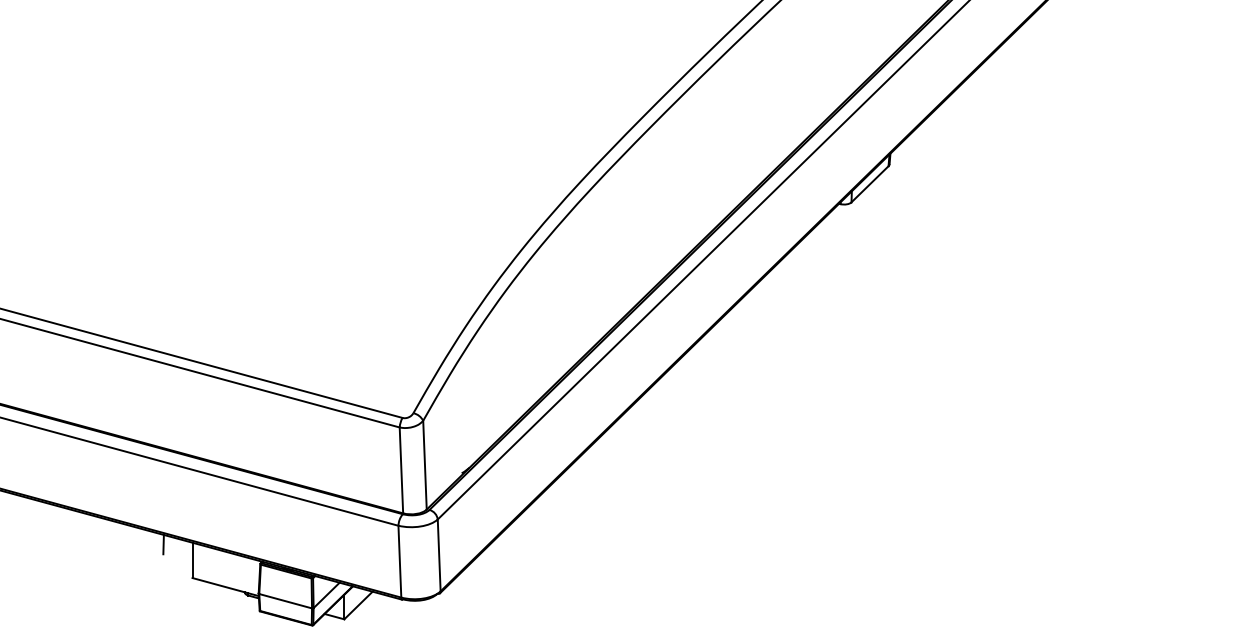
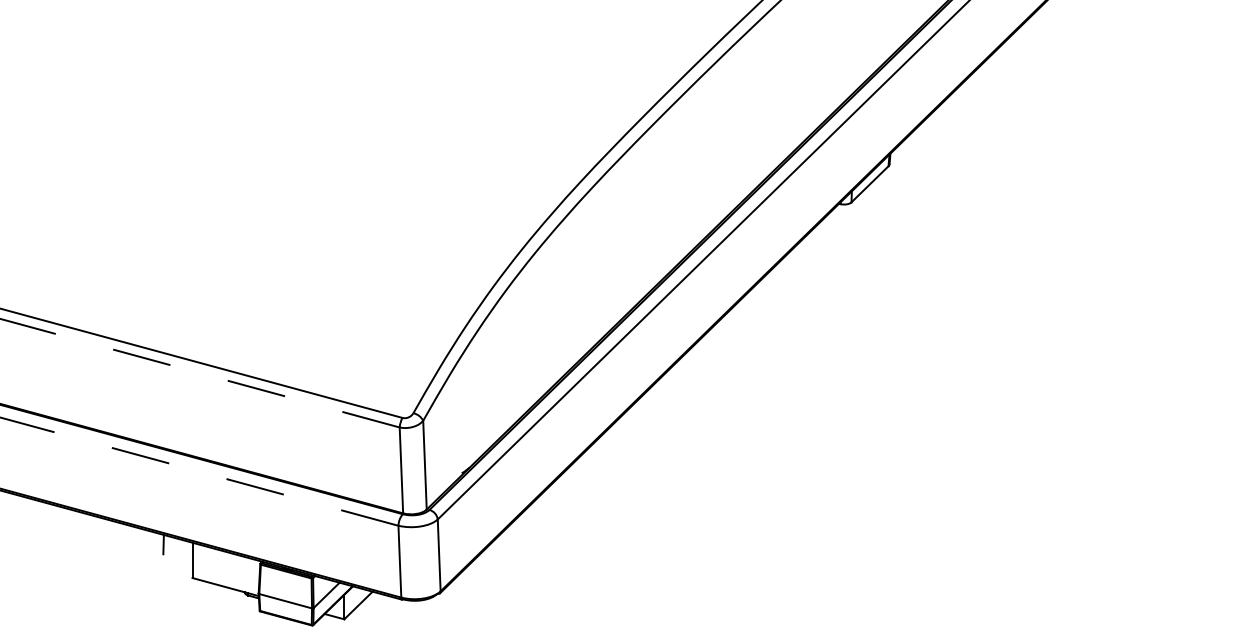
line: solid -> dashed (199, 373)
line: solid -> dashed (198, 471)
